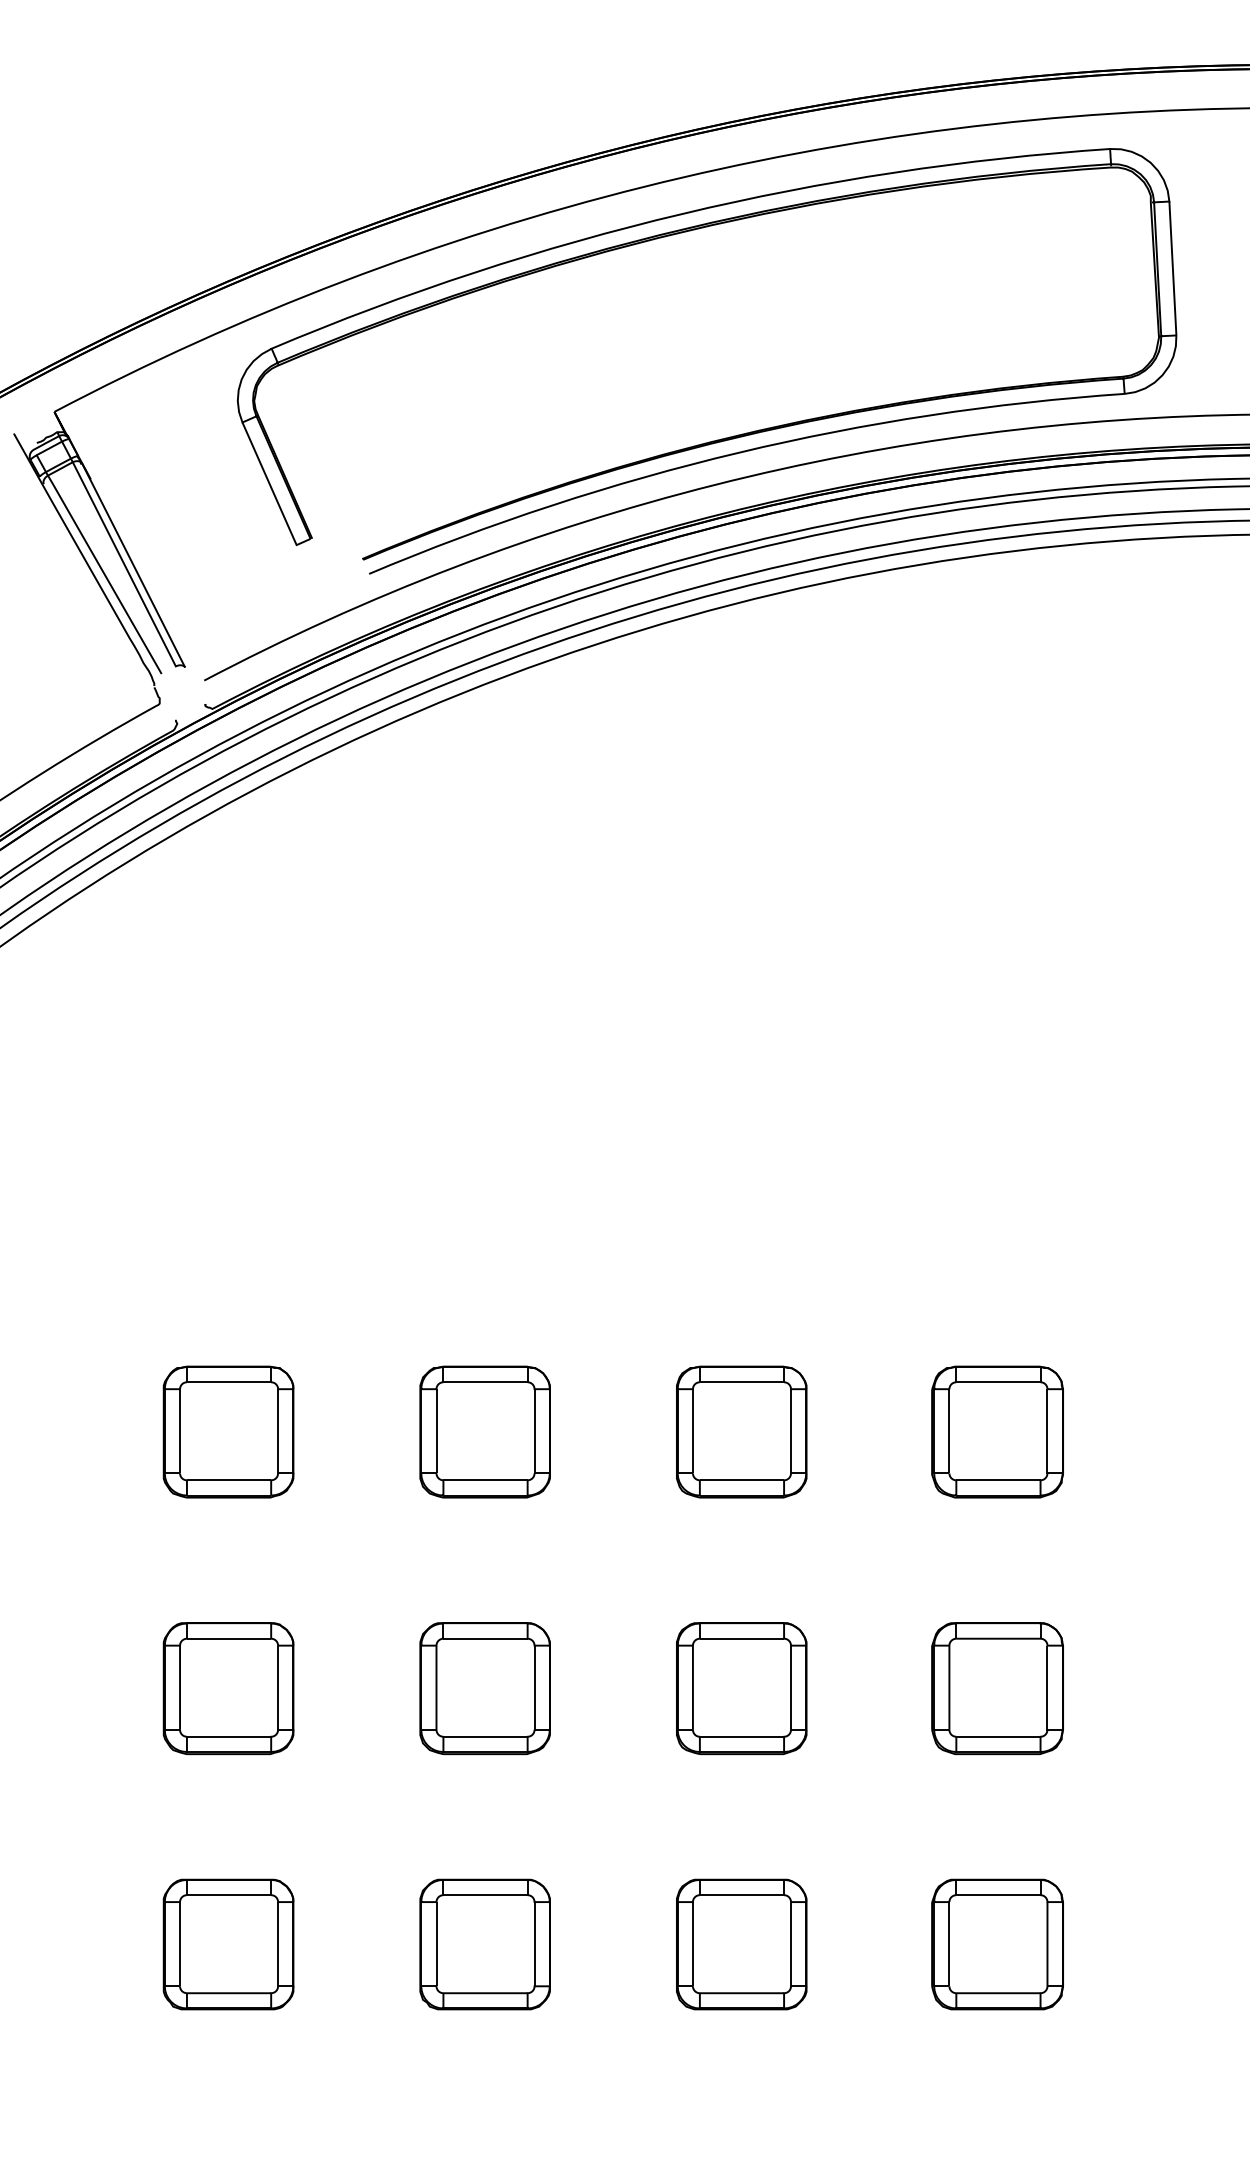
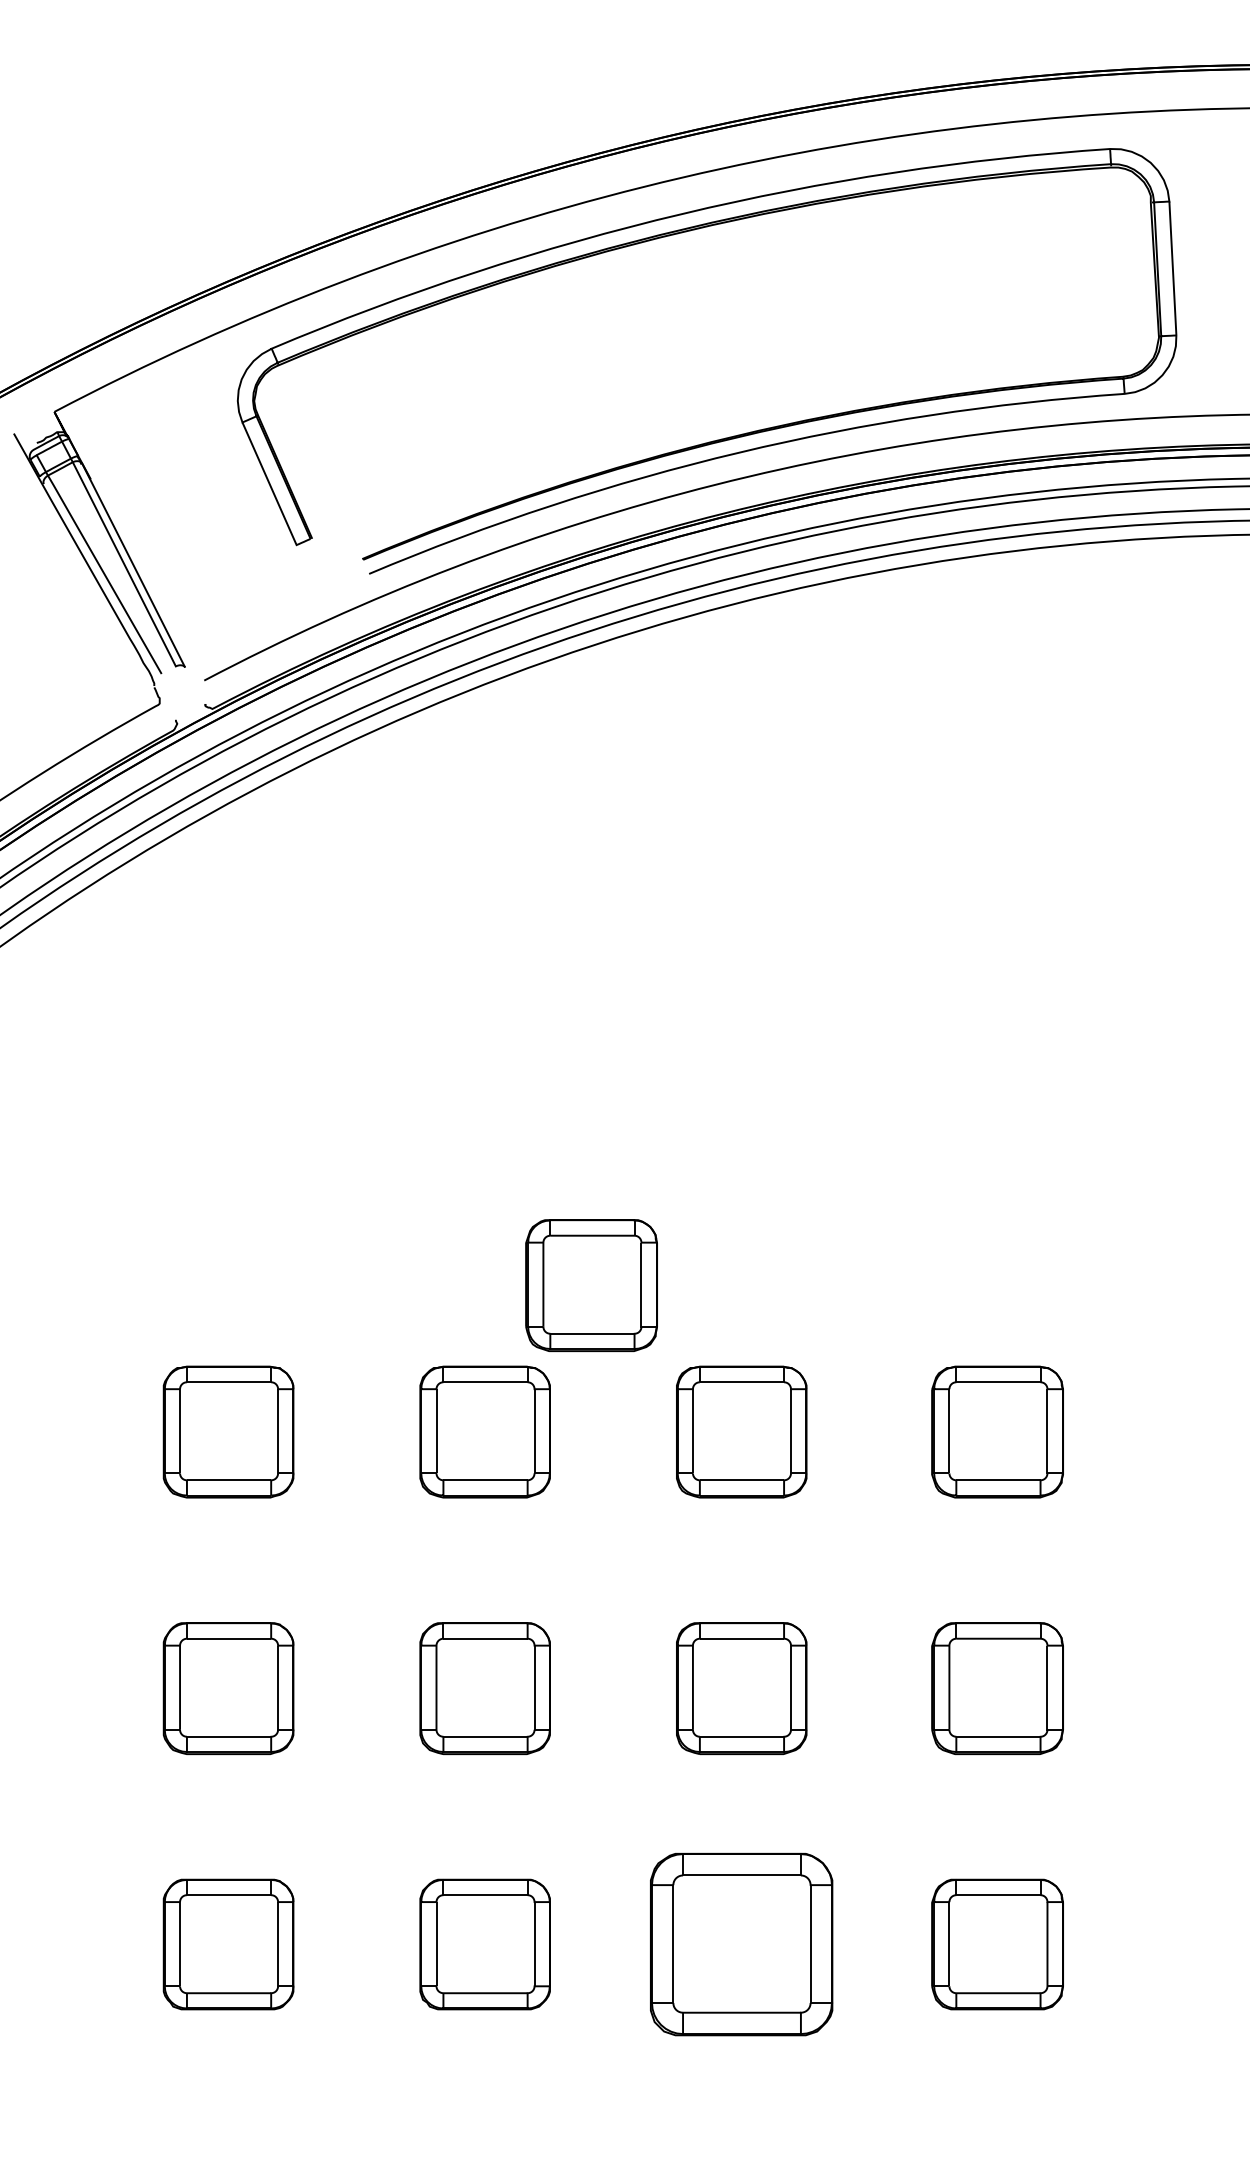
part: none -> present (591, 1285)
part size: 132x133 px -> 184x185 px (741, 1944)
